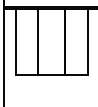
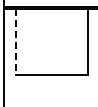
line: present -> none (38, 41)
line: present -> none (65, 41)
line: solid -> dashed (15, 42)
